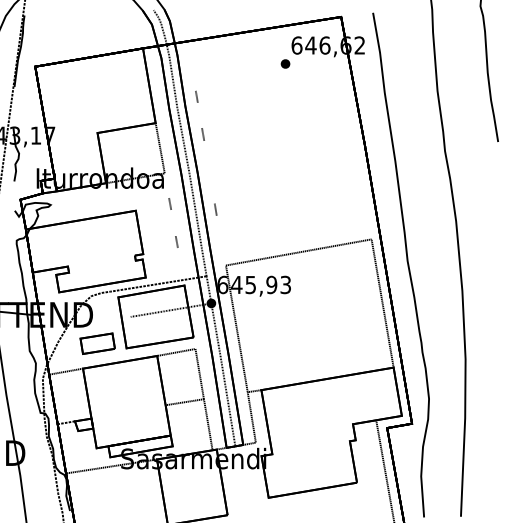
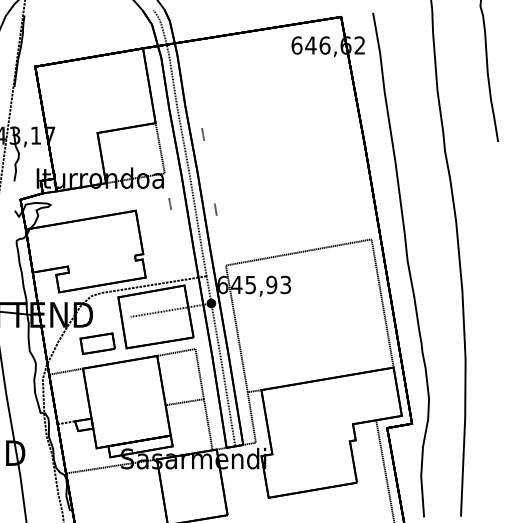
part: present -> none (285, 63)
line: present -> none (196, 96)
line: present -> none (176, 241)
